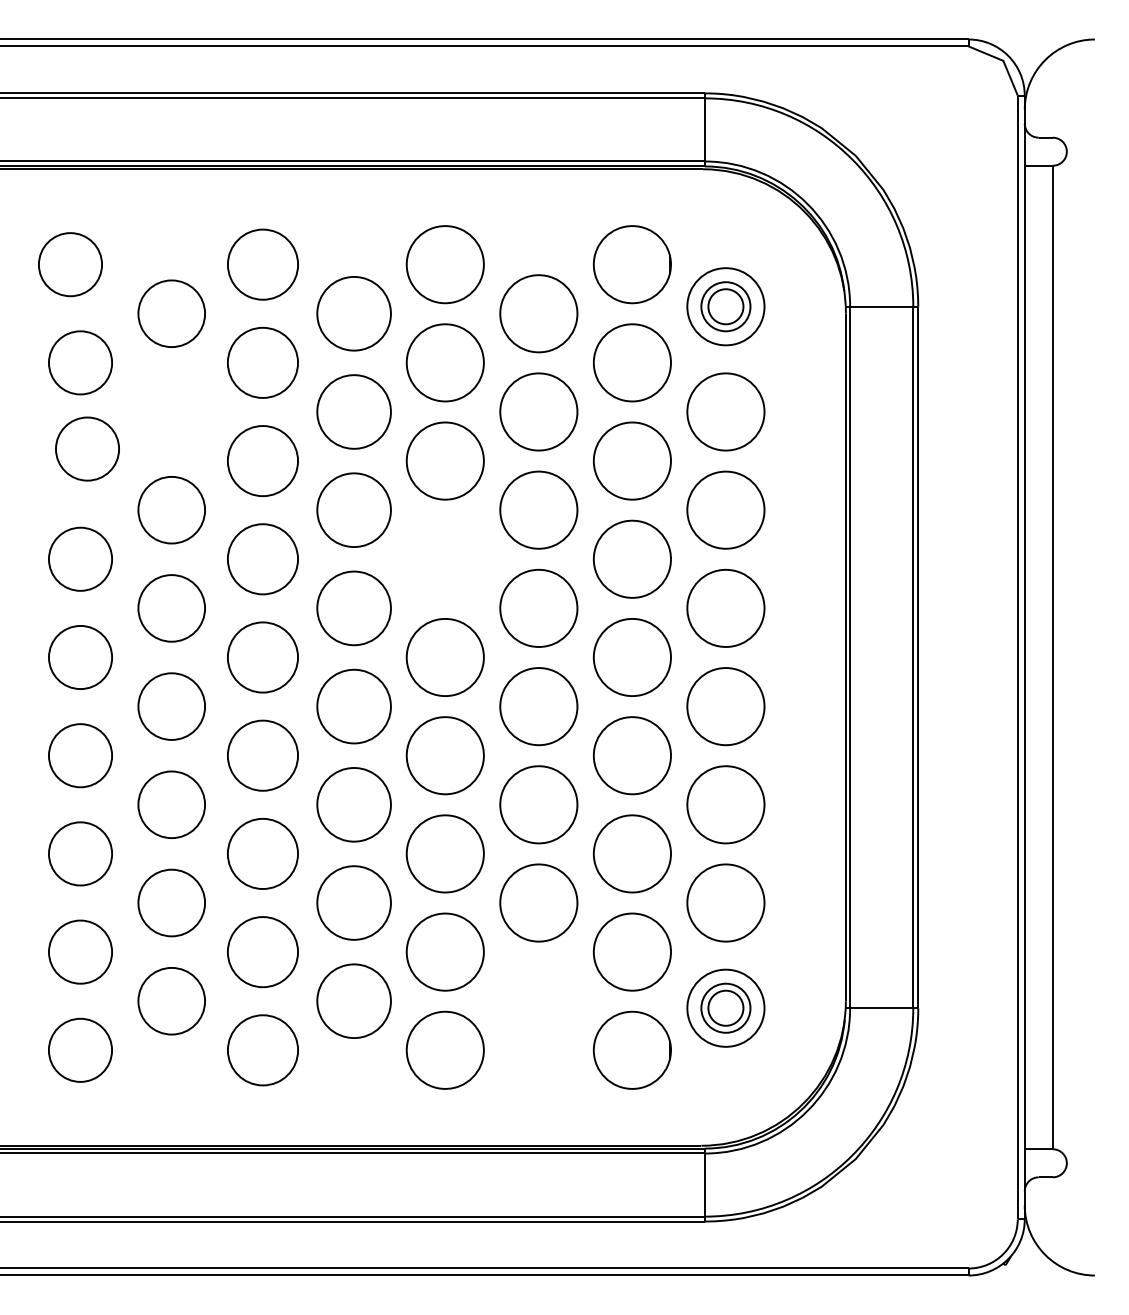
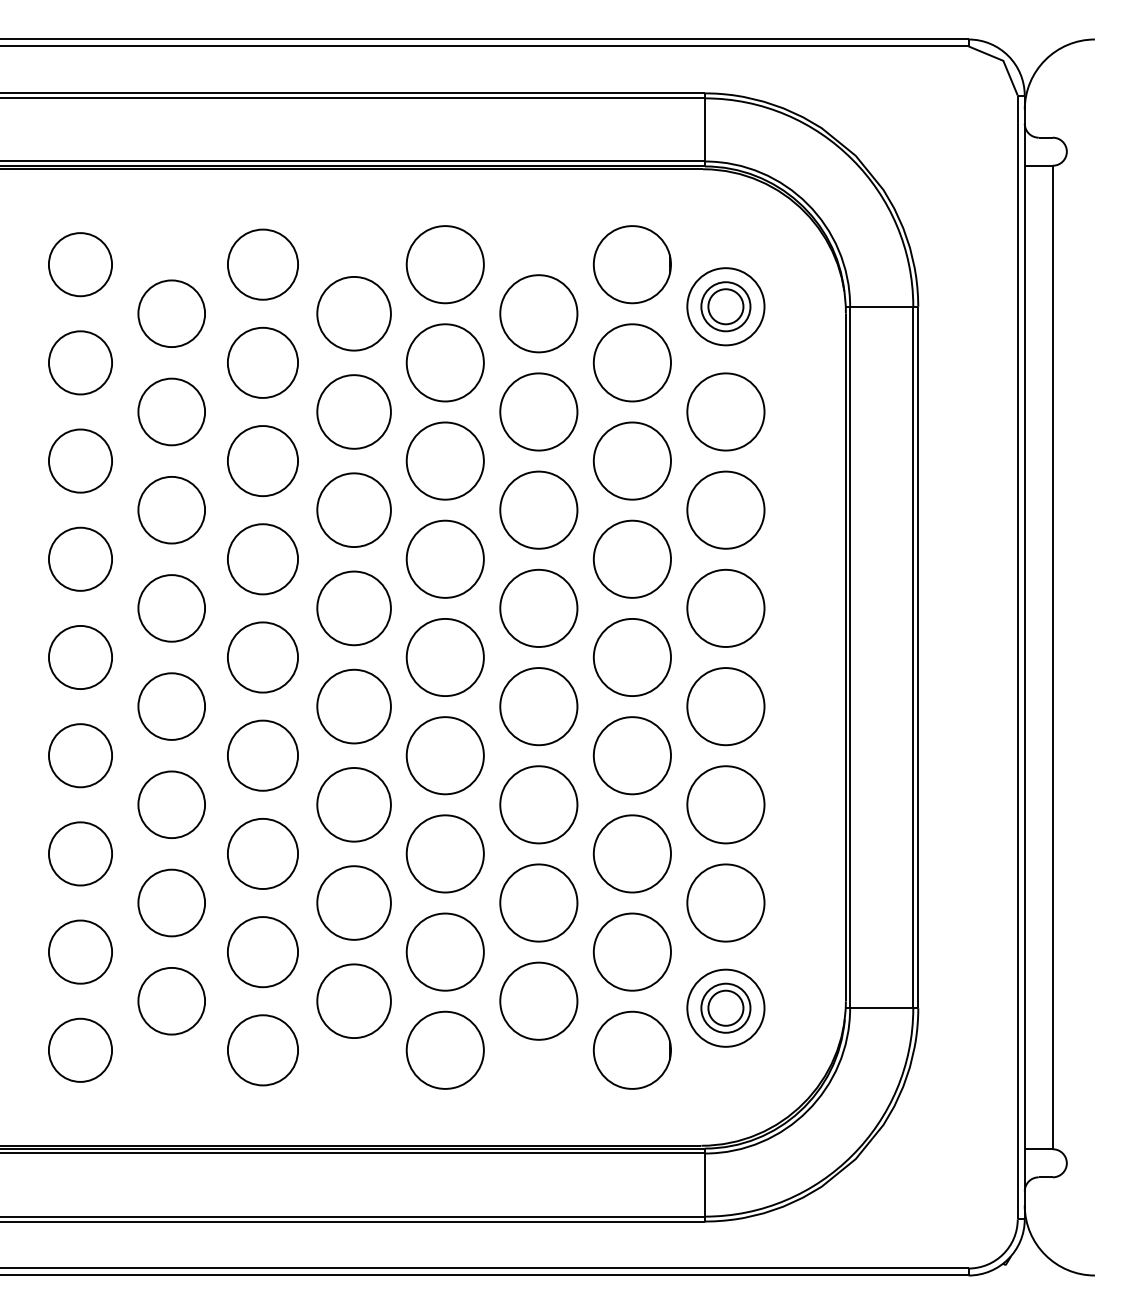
curve position: (68, 234) -> (78, 234) (78, 234)
curve: none -> present (159, 382)
curve position: (81, 419) -> (74, 431) (74, 431)
curve: none -> present (424, 528)
curve: none -> present (519, 969)
